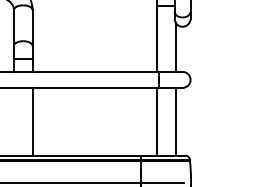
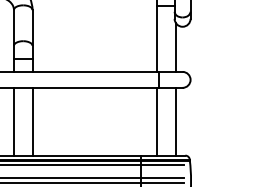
line: none -> present (13, 121)
line: none -> present (92, 164)
line: none -> present (92, 178)
